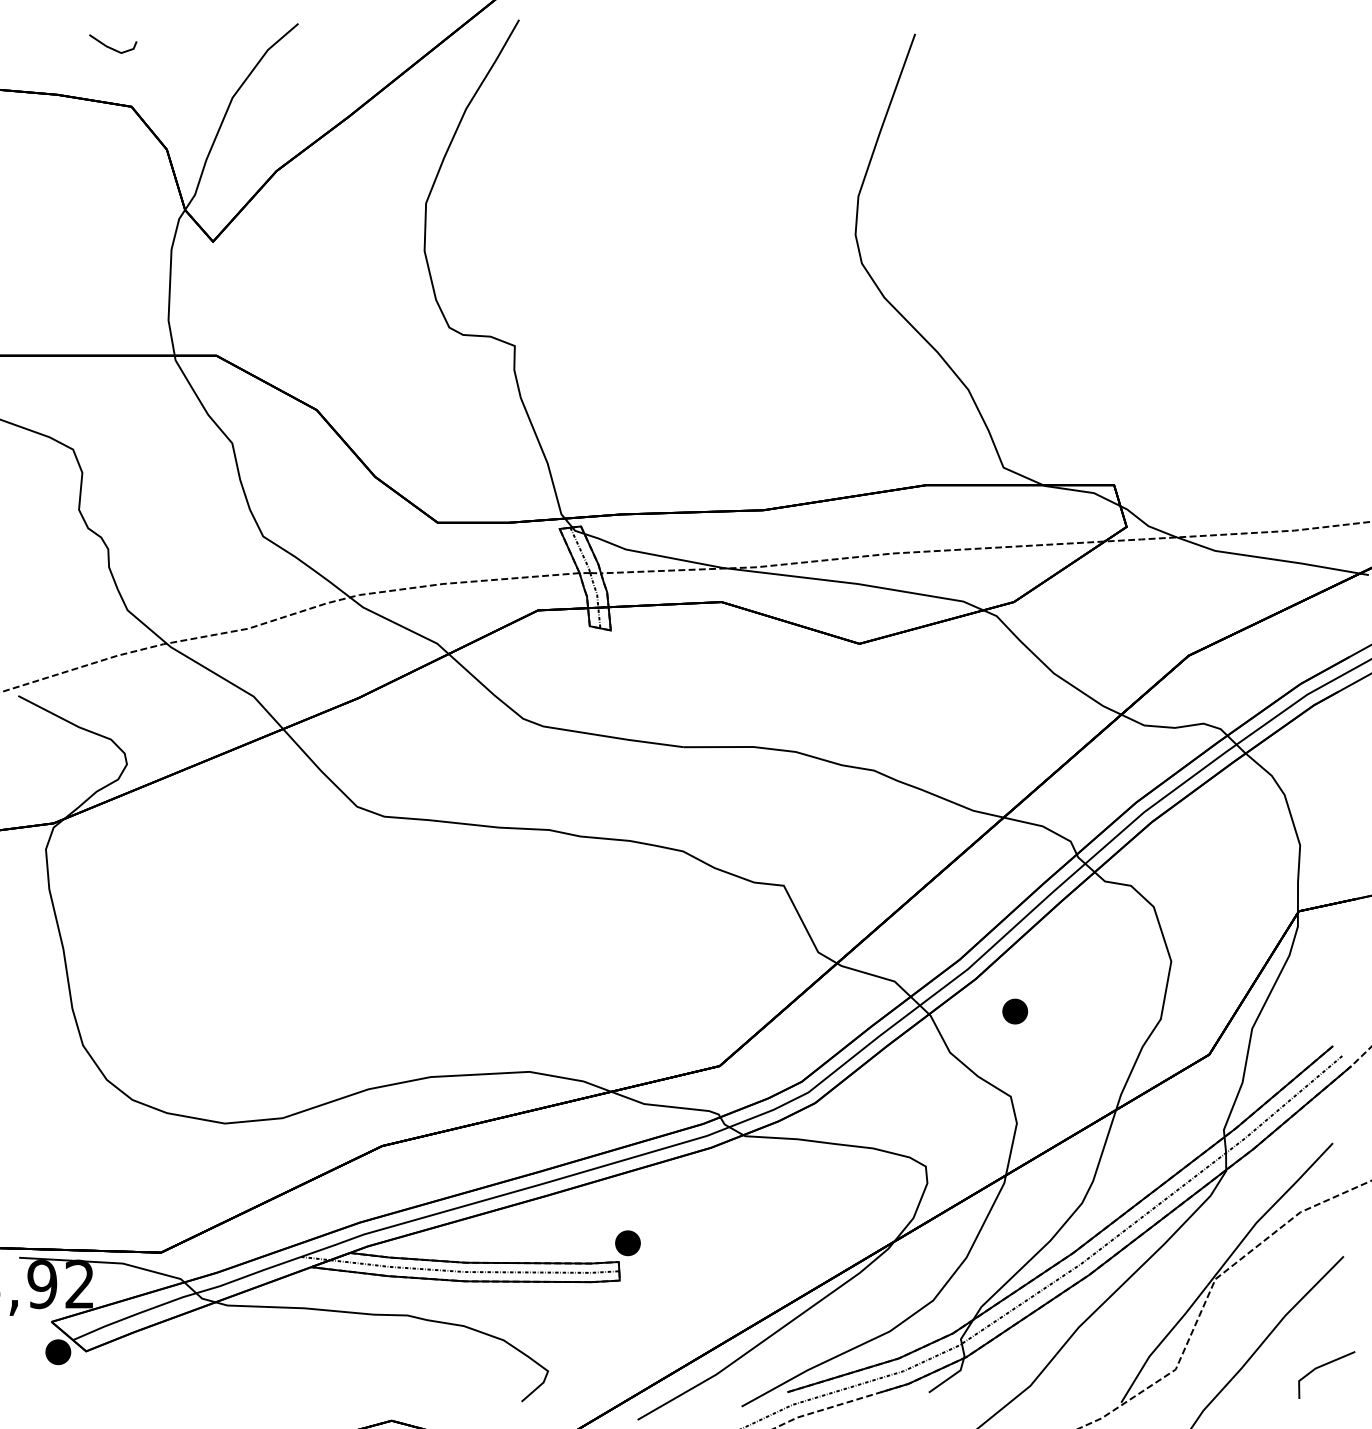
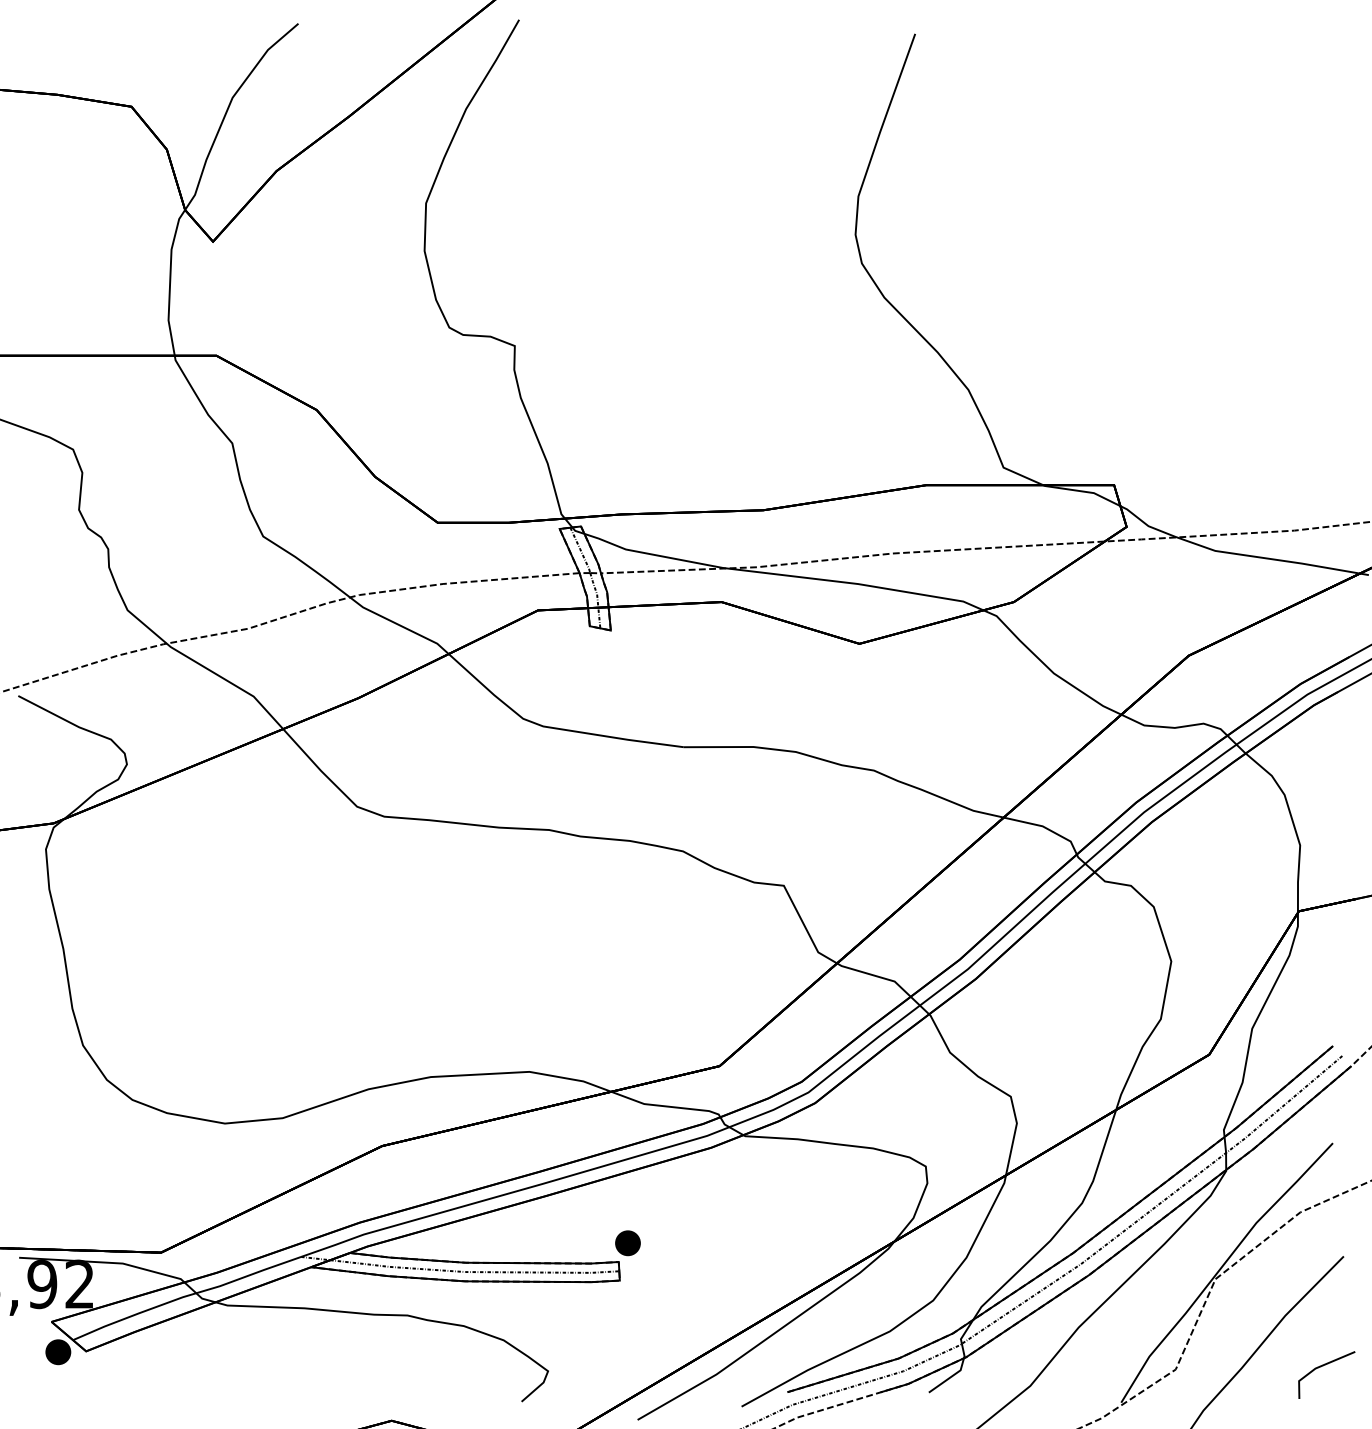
line: present -> none (111, 47)
part: present -> none (1015, 1011)
